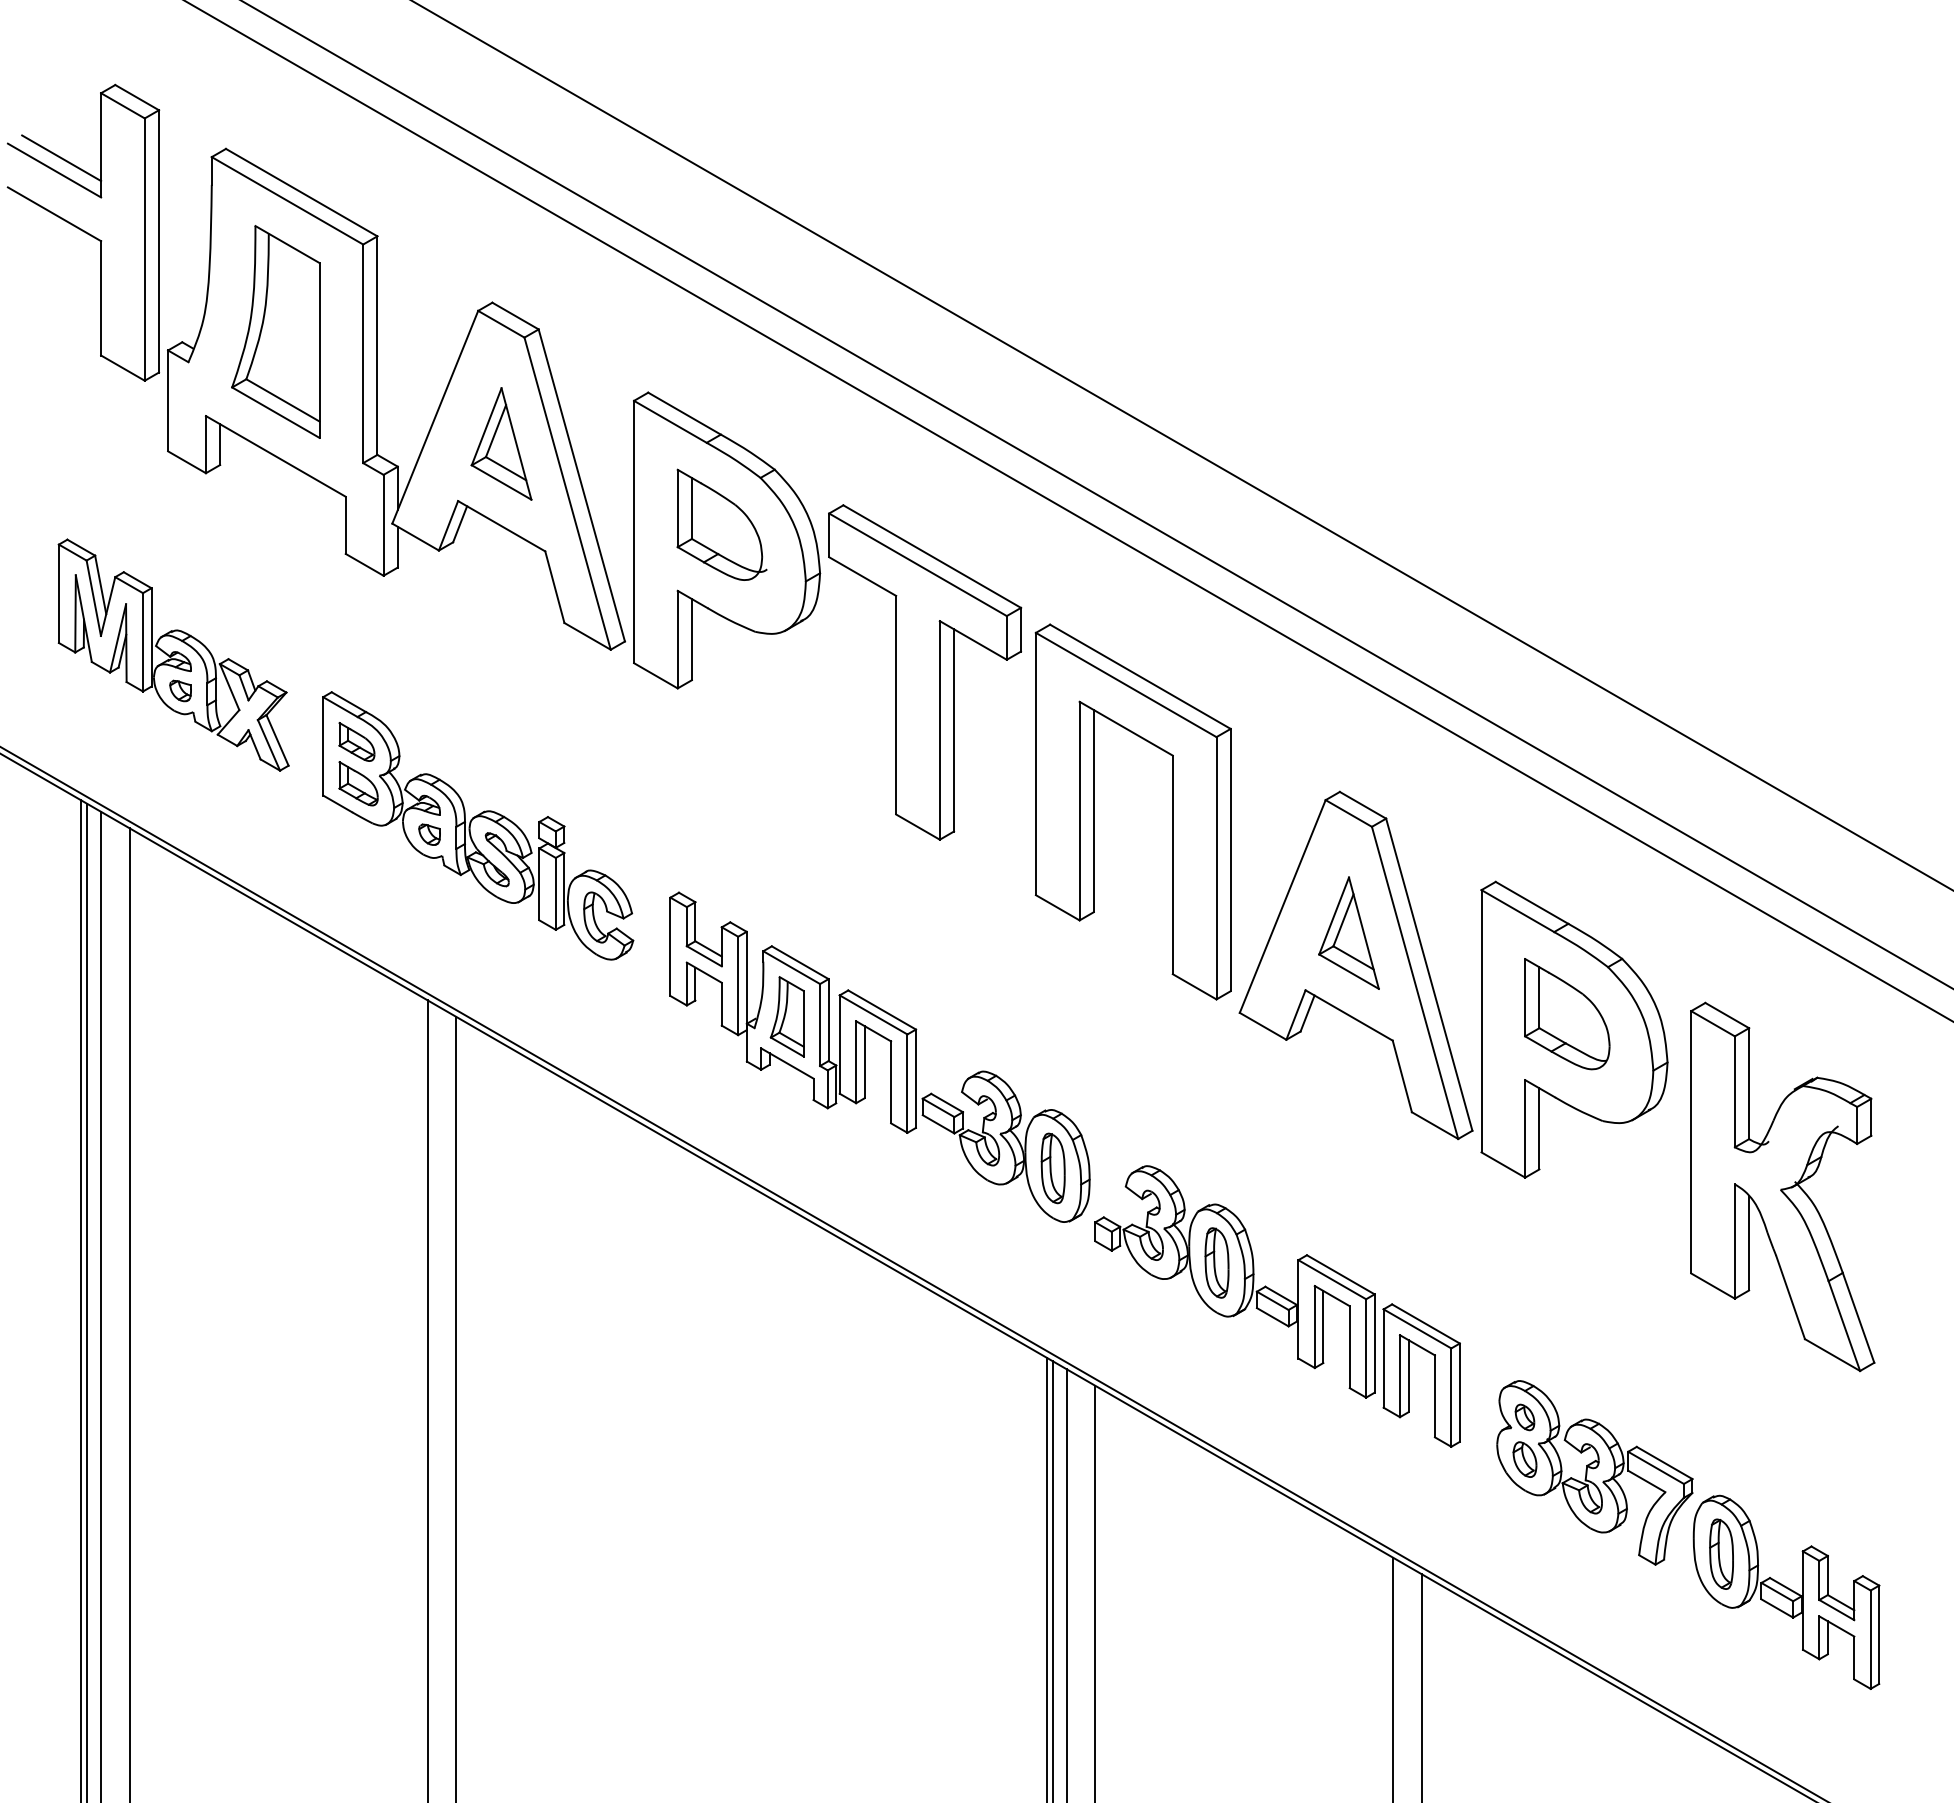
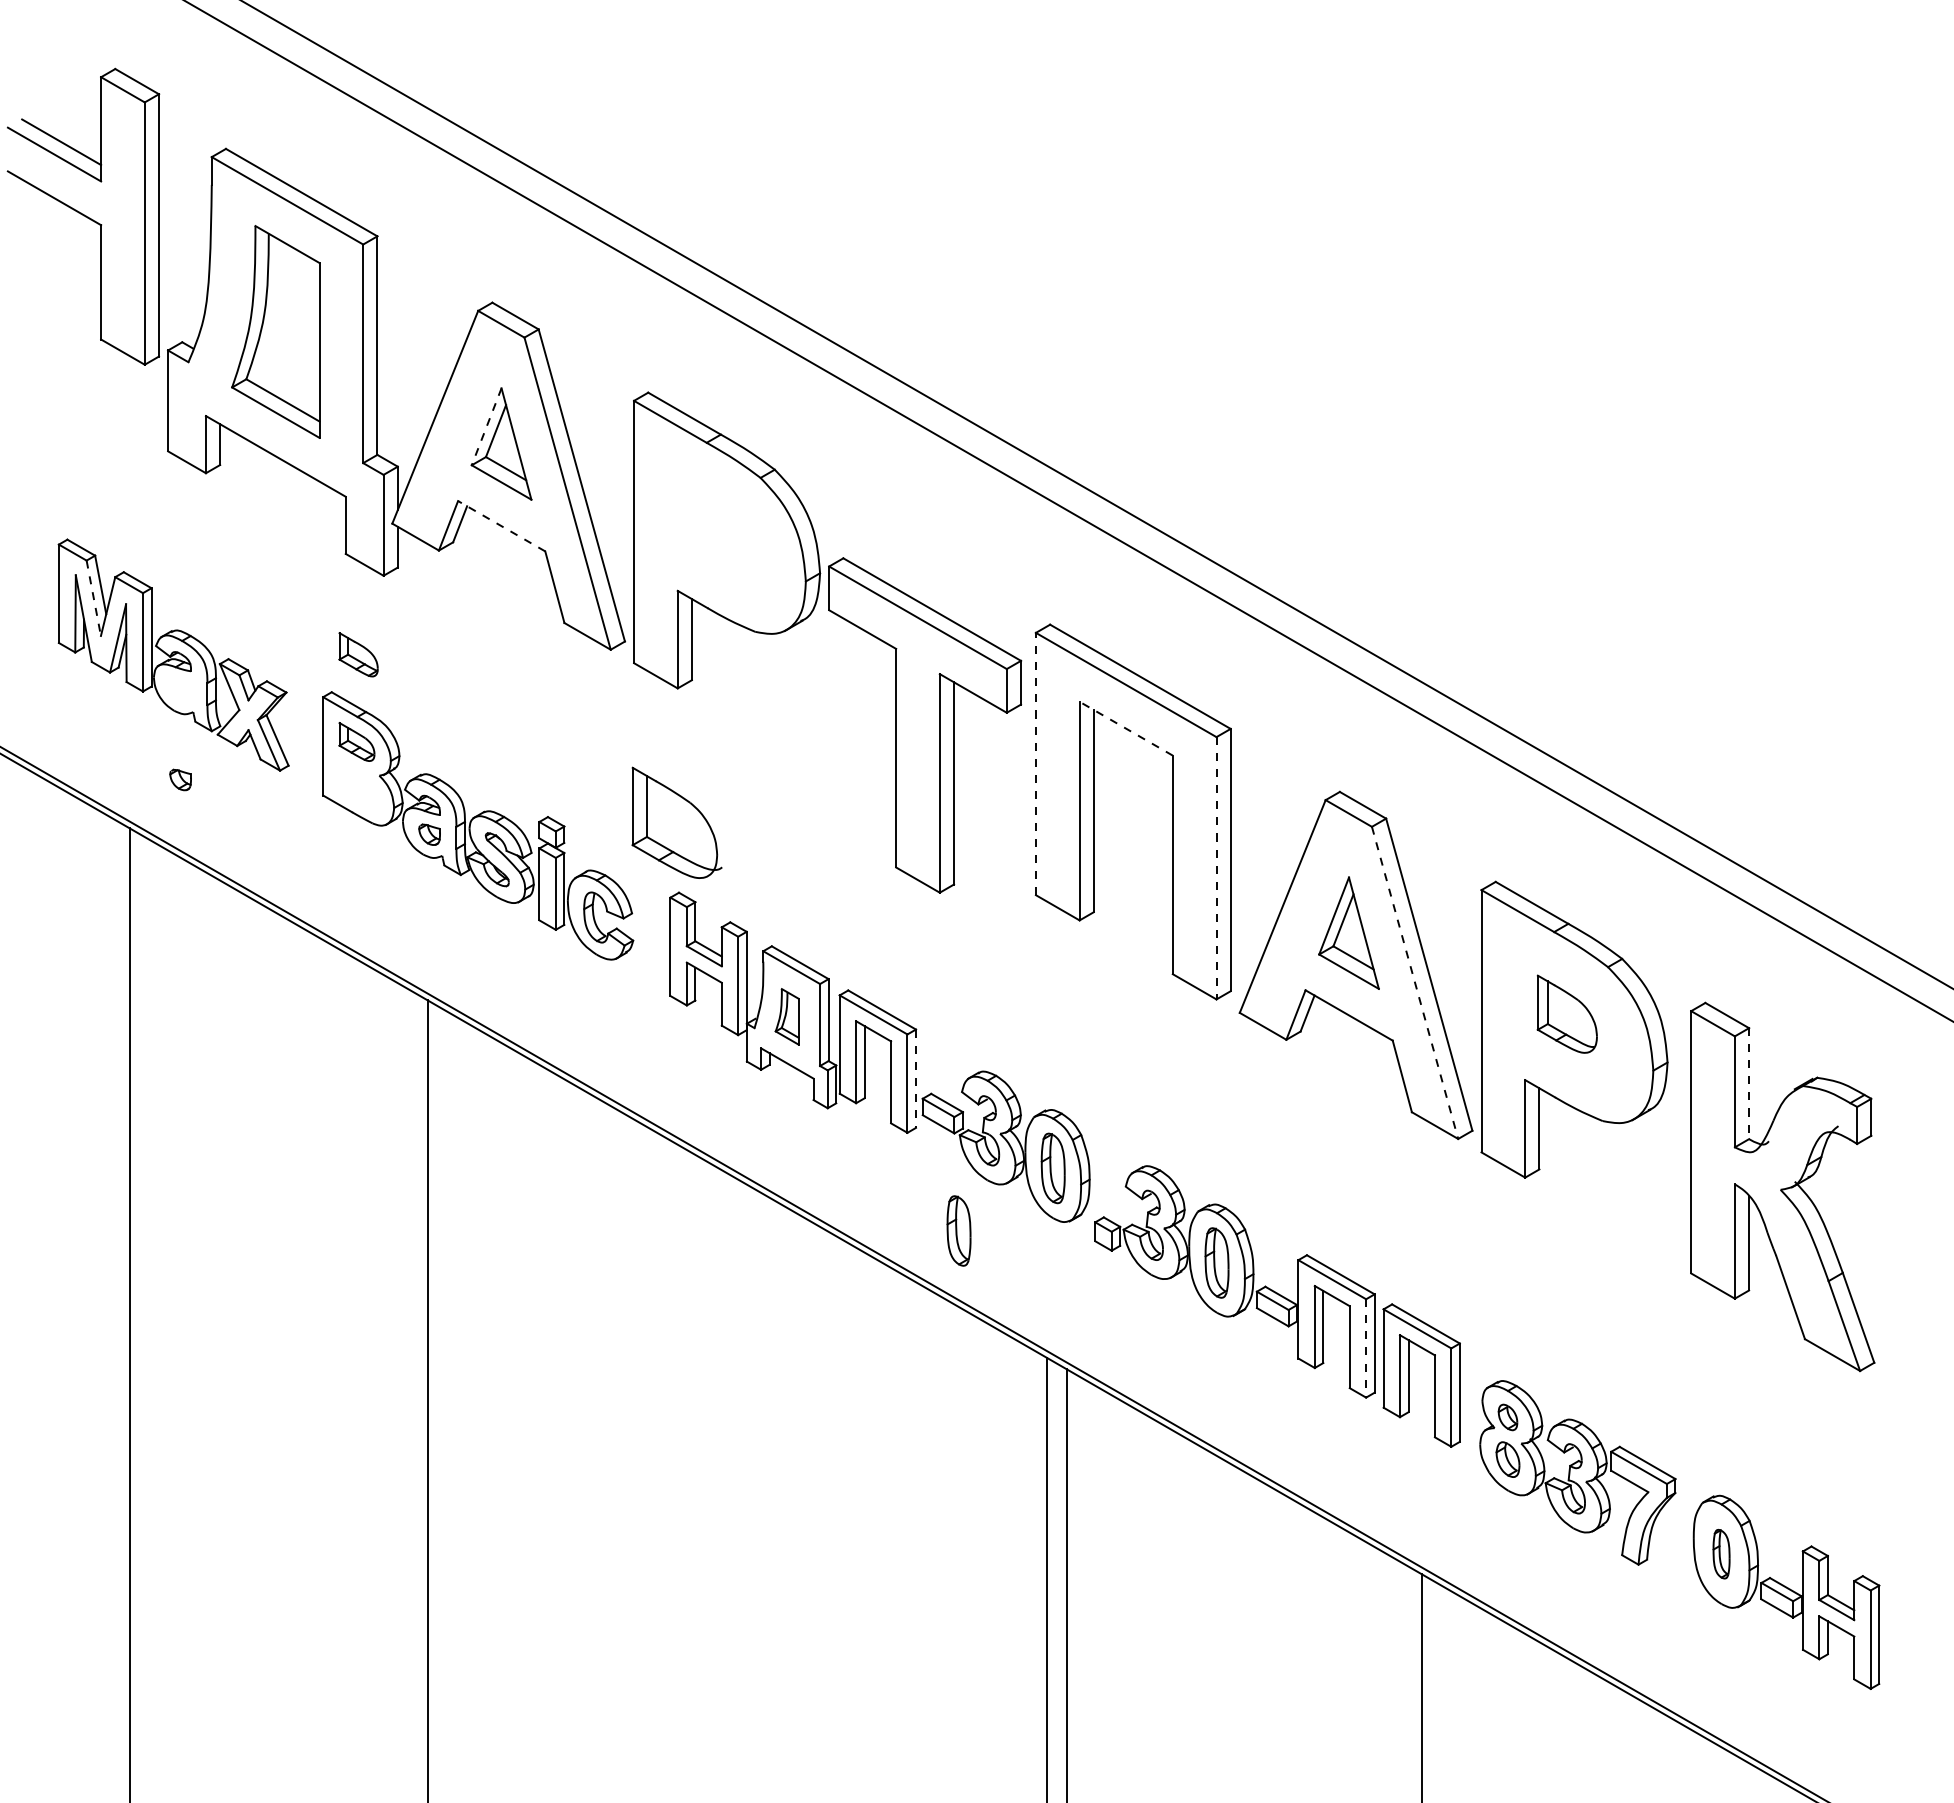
part position: (83, 232) -> (83, 216) (83, 216)
line: solid -> dashed (486, 427)
line: present -> none (1182, 445)
part position: (721, 524) -> (676, 822) (676, 822)
line: solid -> dashed (501, 525)
line: solid -> dashed (93, 598)
part position: (925, 672) -> (925, 725) (925, 725)
part position: (180, 690) -> (180, 779) (180, 779)
line: solid -> dashed (1126, 728)
line: solid -> dashed (1035, 763)
part position: (358, 783) -> (358, 654) (358, 654)
line: solid -> dashed (1216, 868)
line: solid -> dashed (1415, 982)
part size: 87x113 px -> 62x80 px (1566, 1013)
part size: 36x82 px -> 26x58 px (786, 1016)
line: solid -> dashed (915, 1079)
line: solid -> dashed (1749, 1084)
part: none -> present (958, 1230)
line: present -> none (81, 1299)
line: present -> none (87, 1301)
line: present -> none (101, 1305)
line: solid -> dashed (1366, 1348)
line: present -> none (456, 1407)
part position: (1594, 1472) -> (1577, 1472) (1577, 1472)
part size: 25x72 px -> 19x51 px (1721, 1554)
line: present -> none (1052, 1580)
line: present -> none (1095, 1592)
line: present -> none (1393, 1678)
